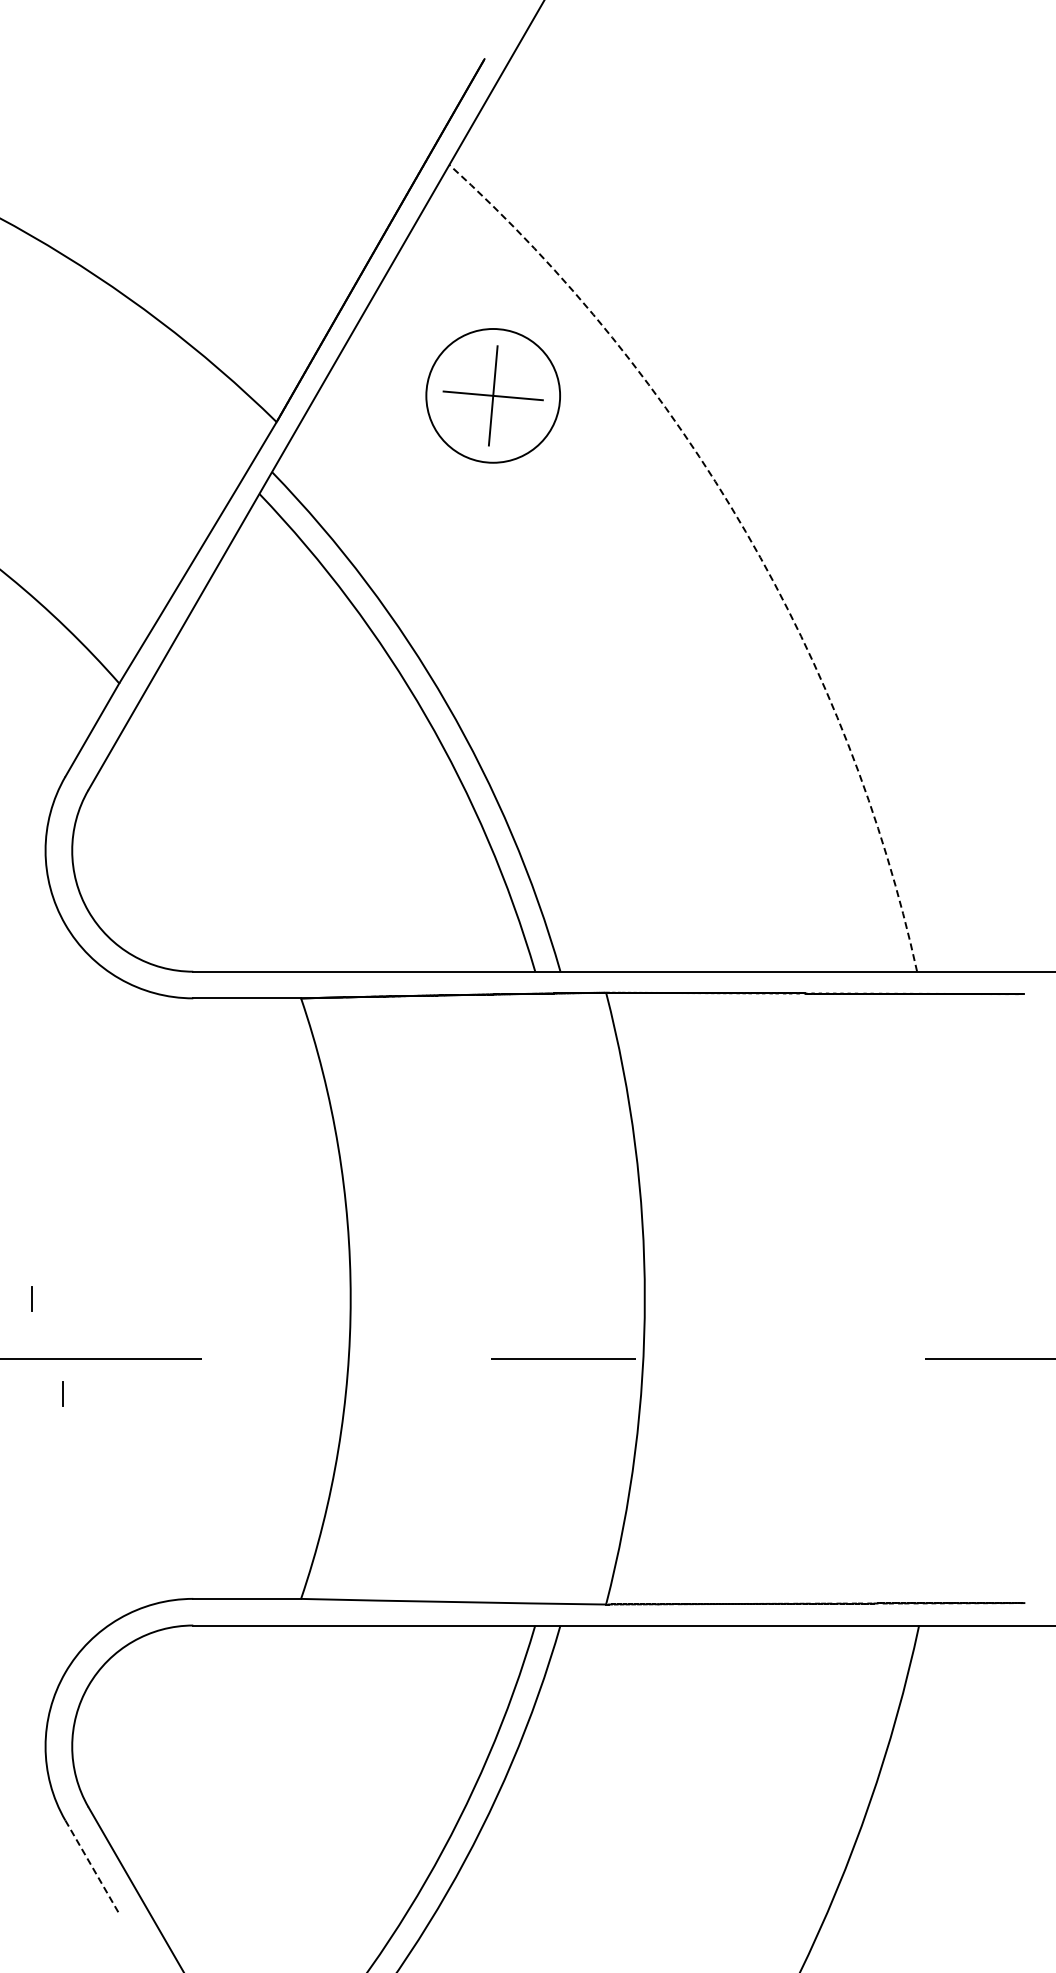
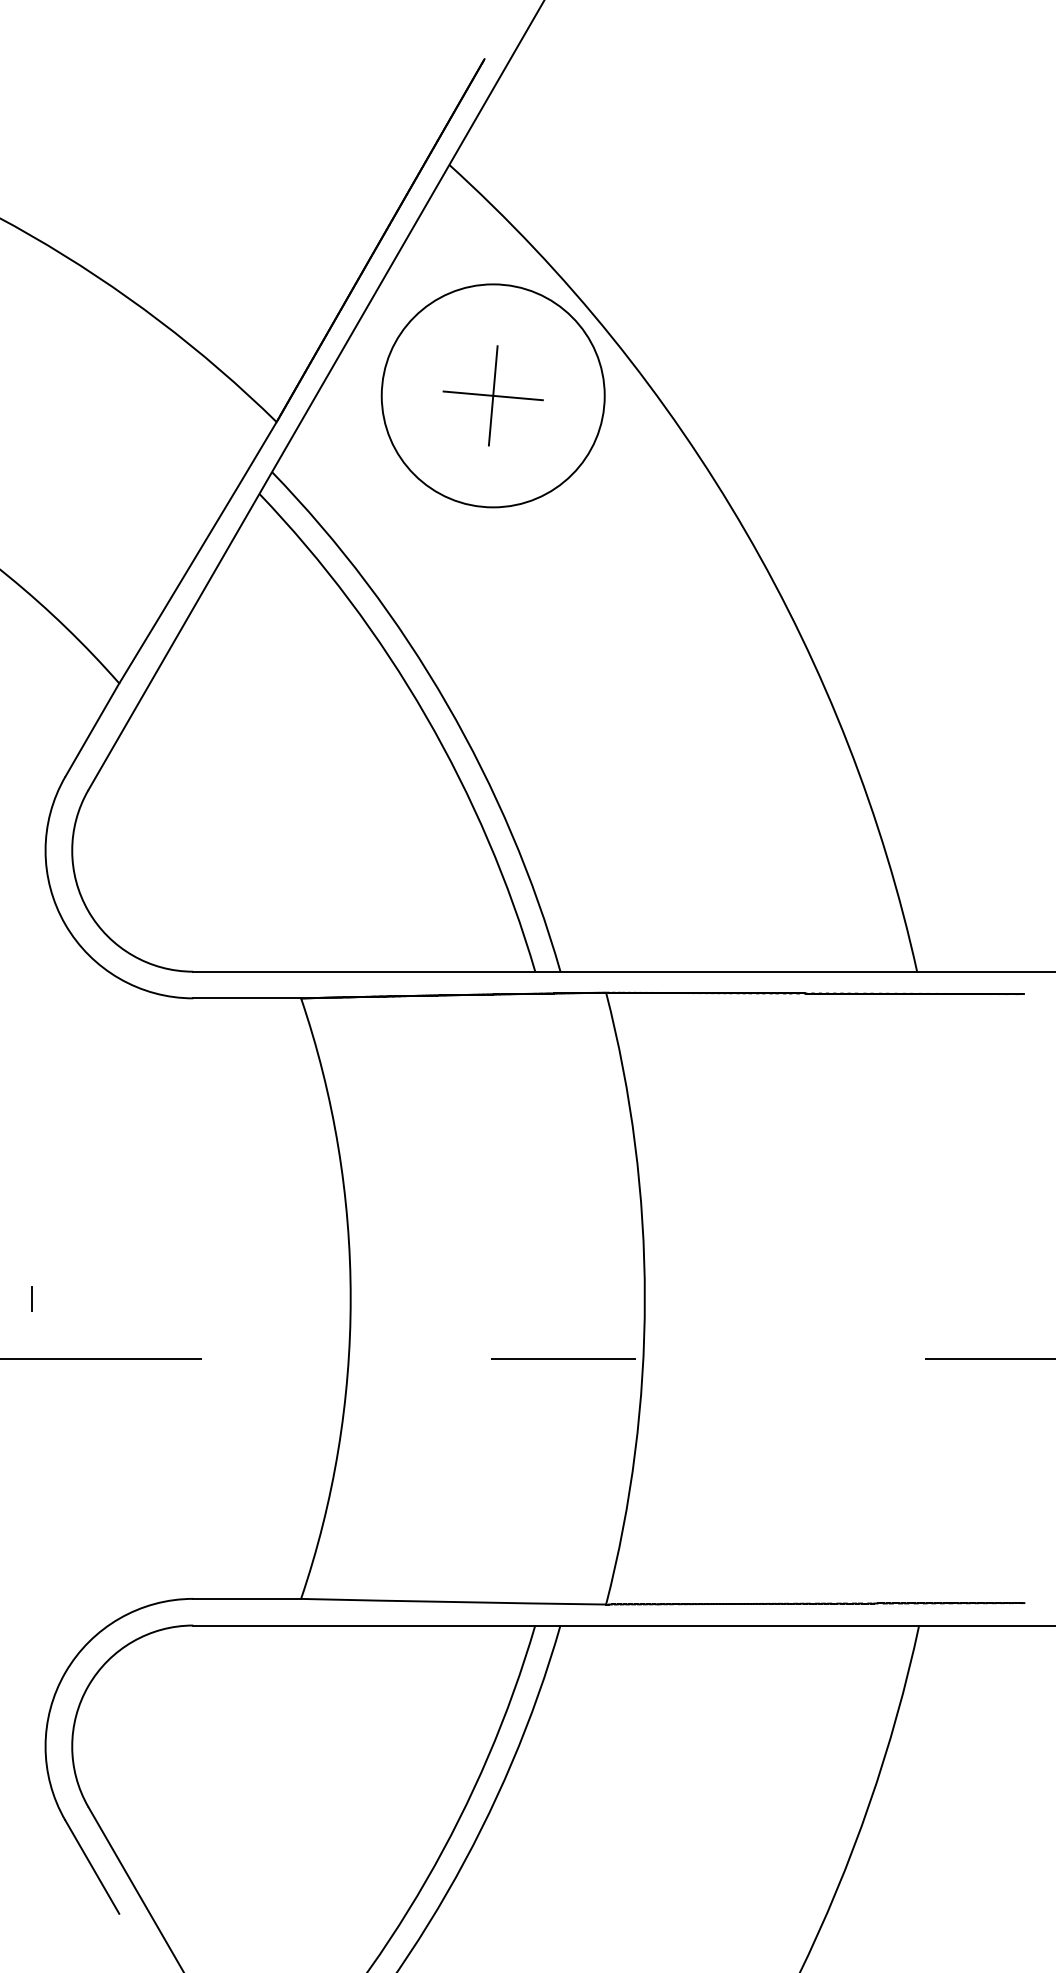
circle diameter: 134 px -> 223 px (492, 395)
arc: dashed -> solid (745, 532)
line: present -> none (62, 1393)
line: dashed -> solid (92, 1867)
